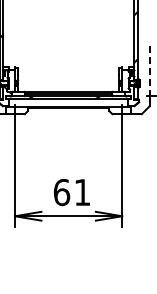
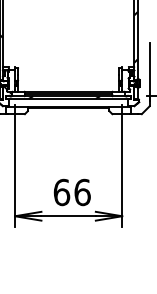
line: dashed -> solid (149, 69)
text: 61 -> 66 (82, 192)
